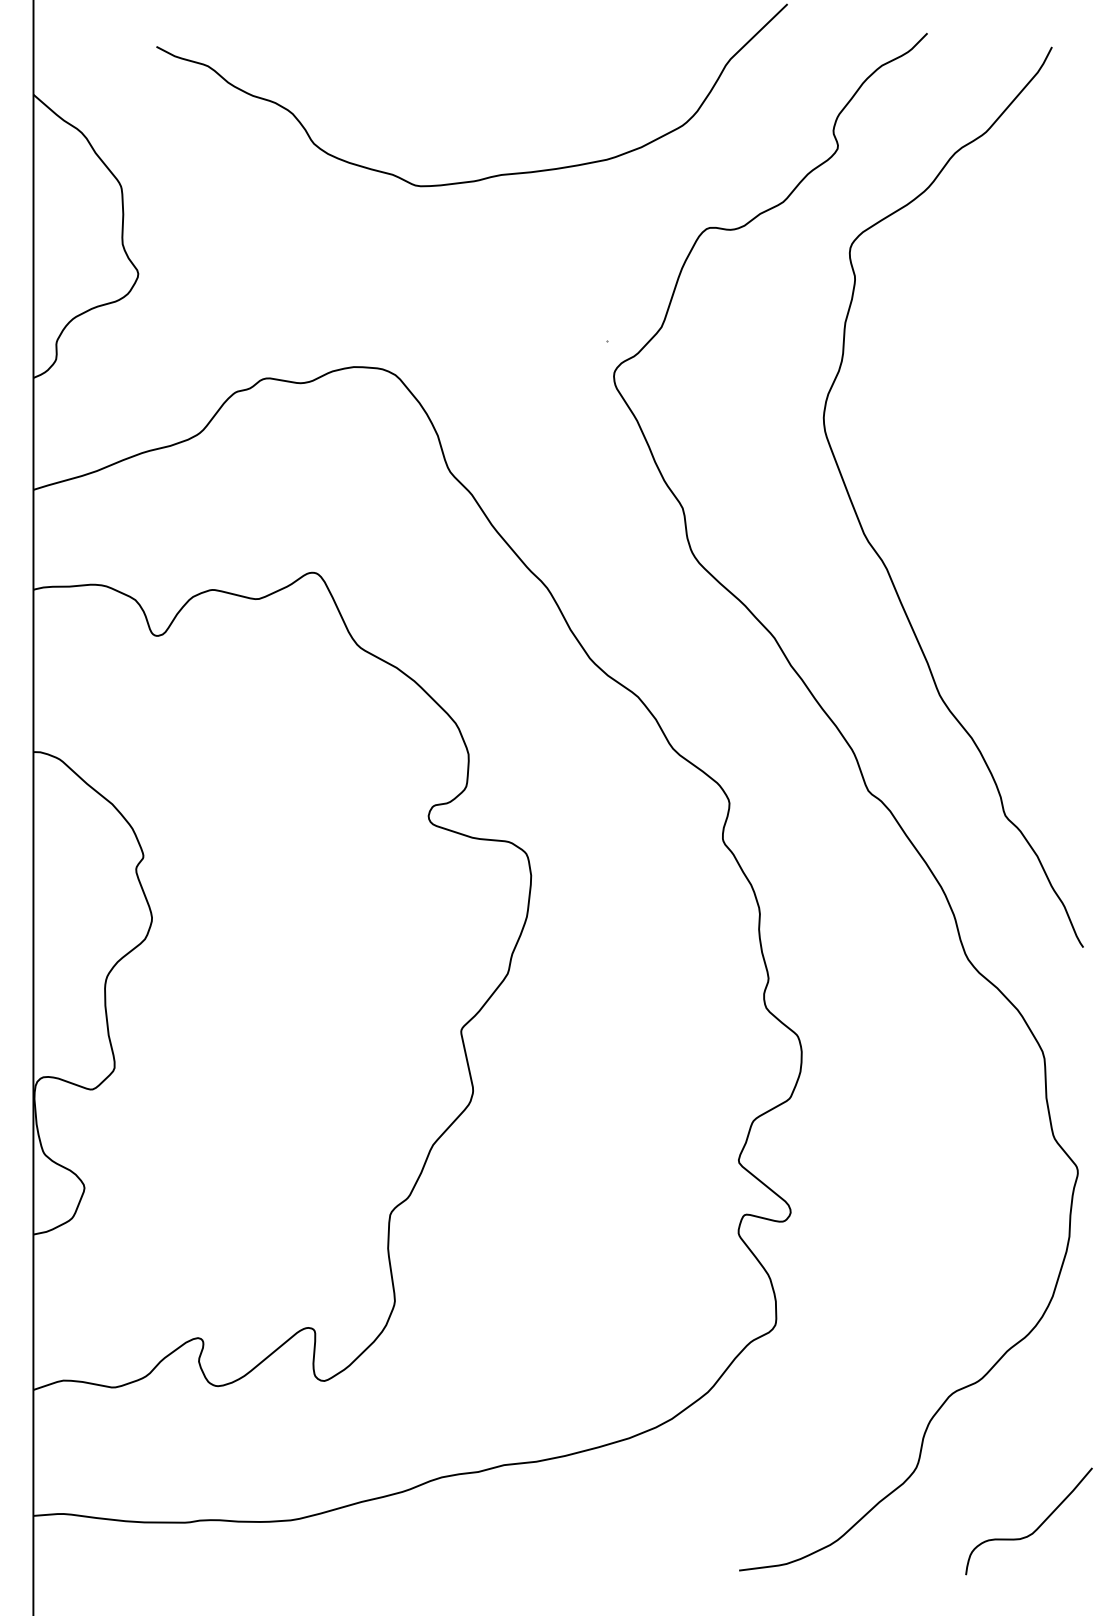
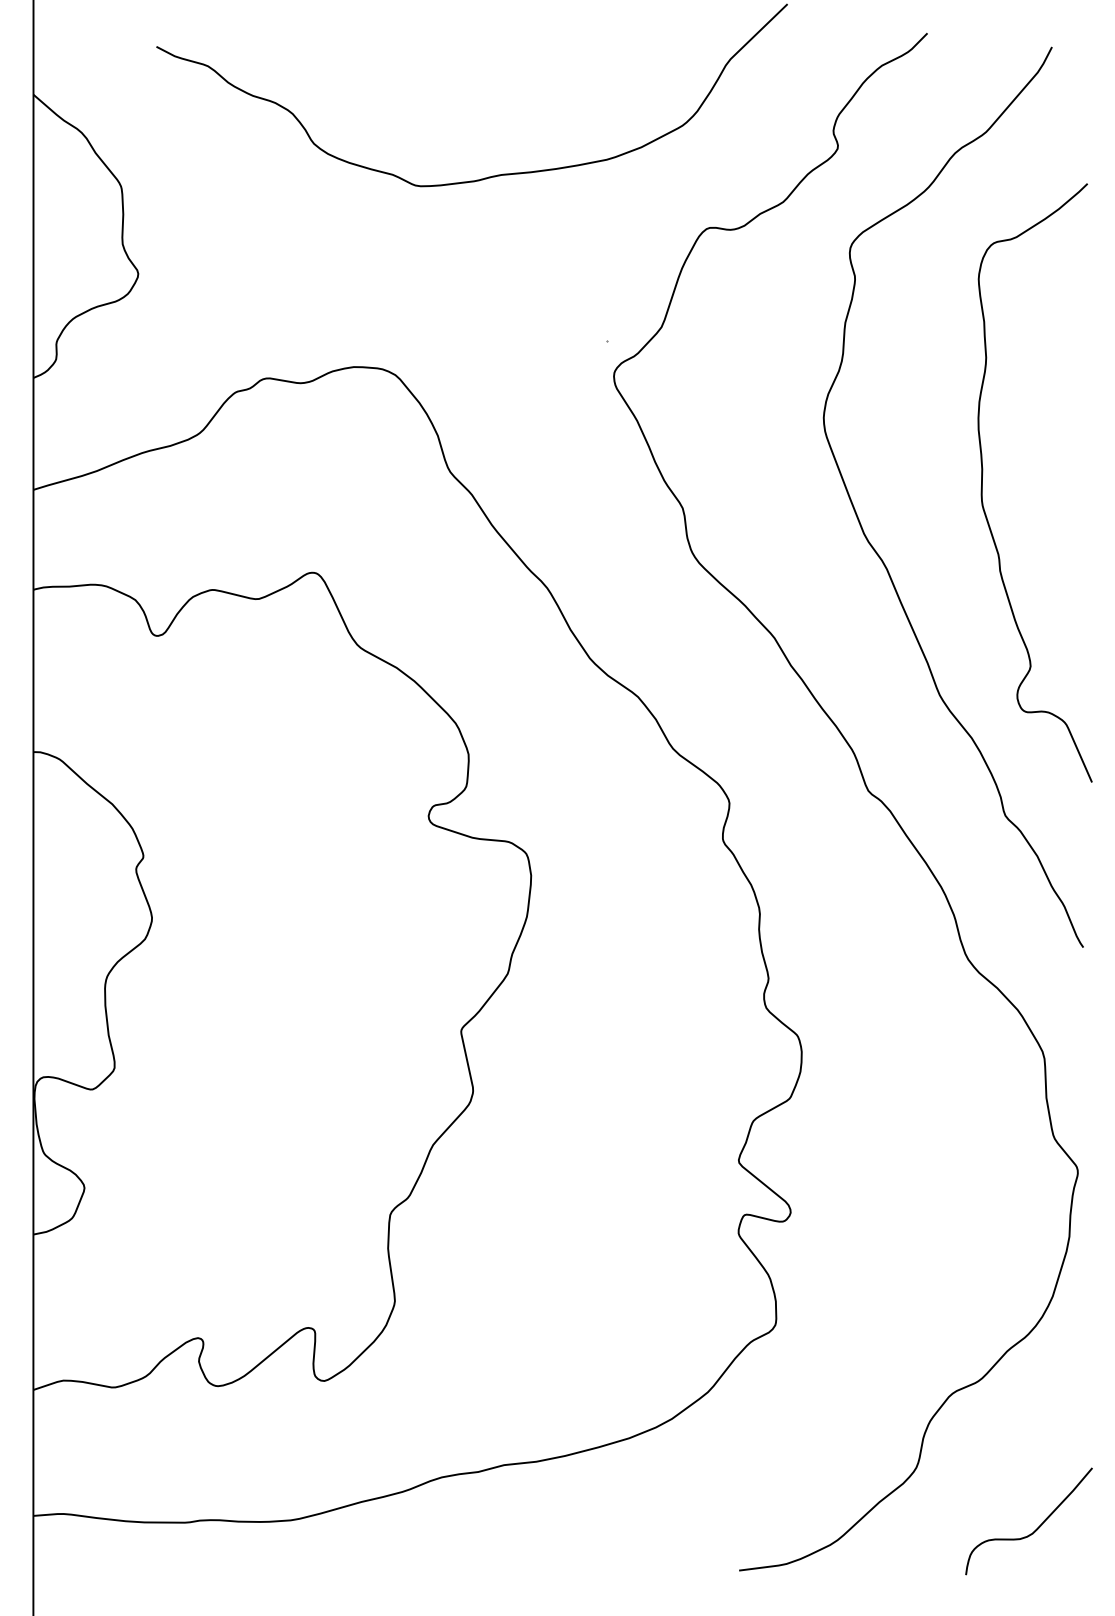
curve: none -> present (983, 473)
